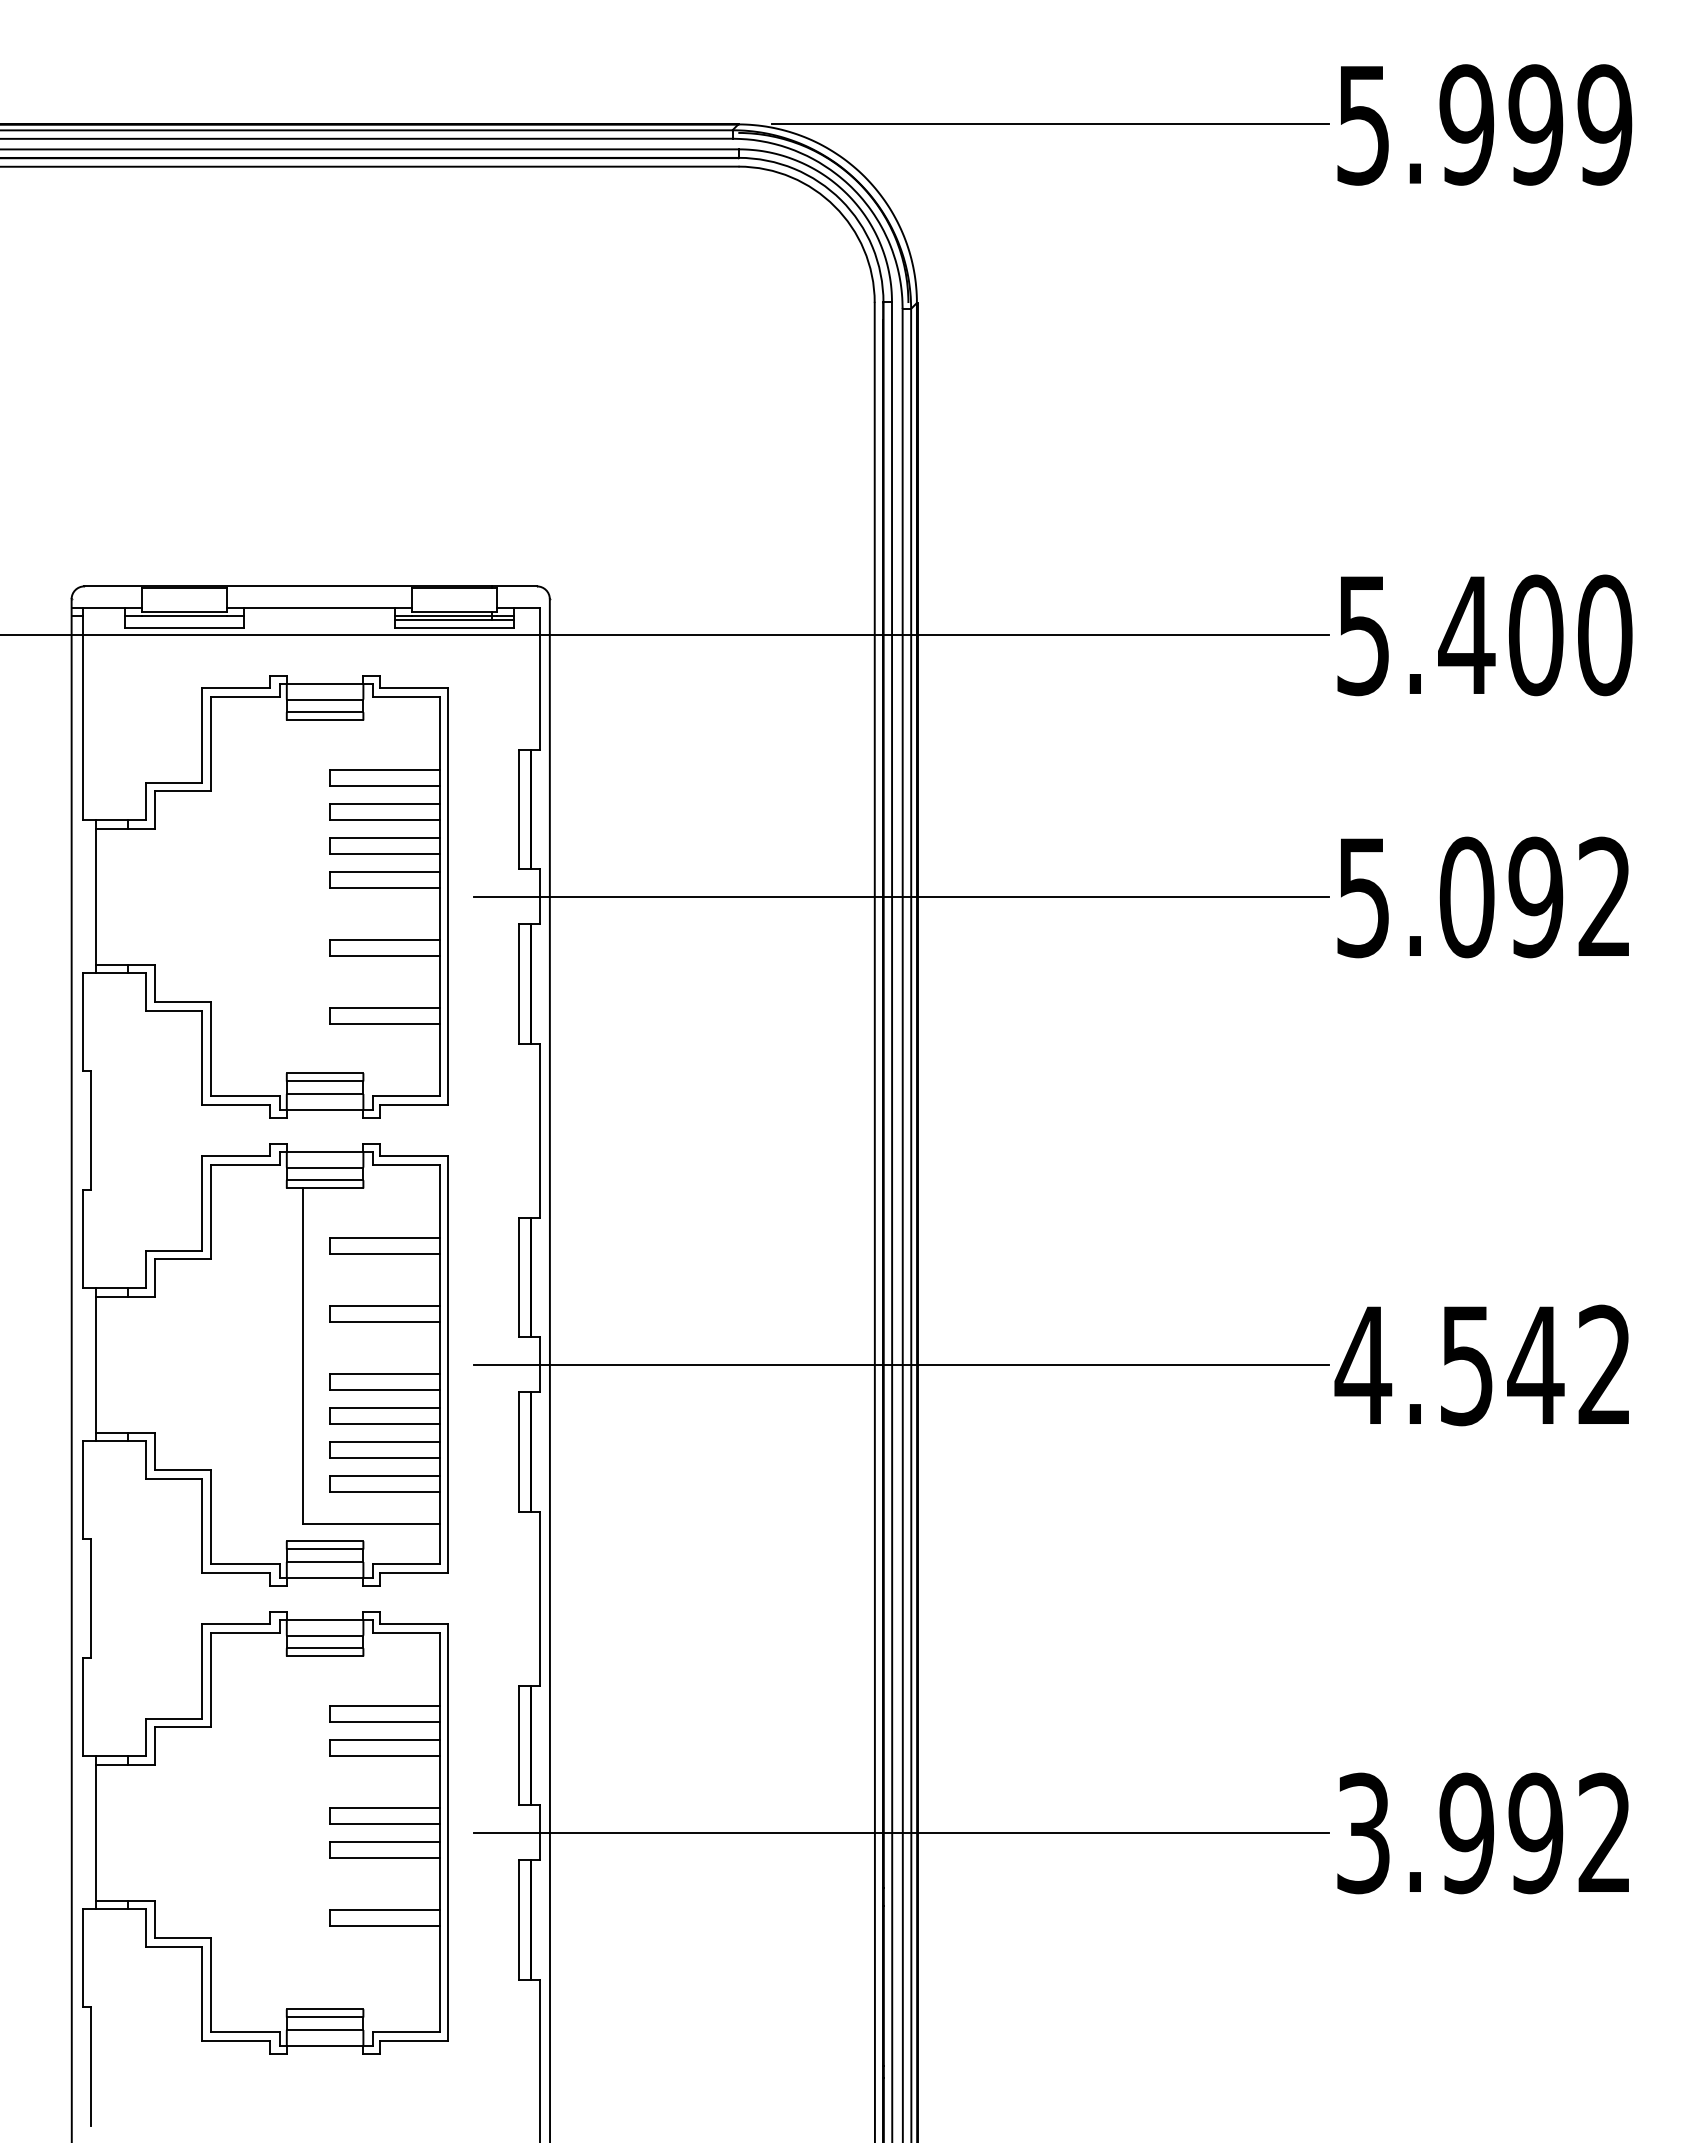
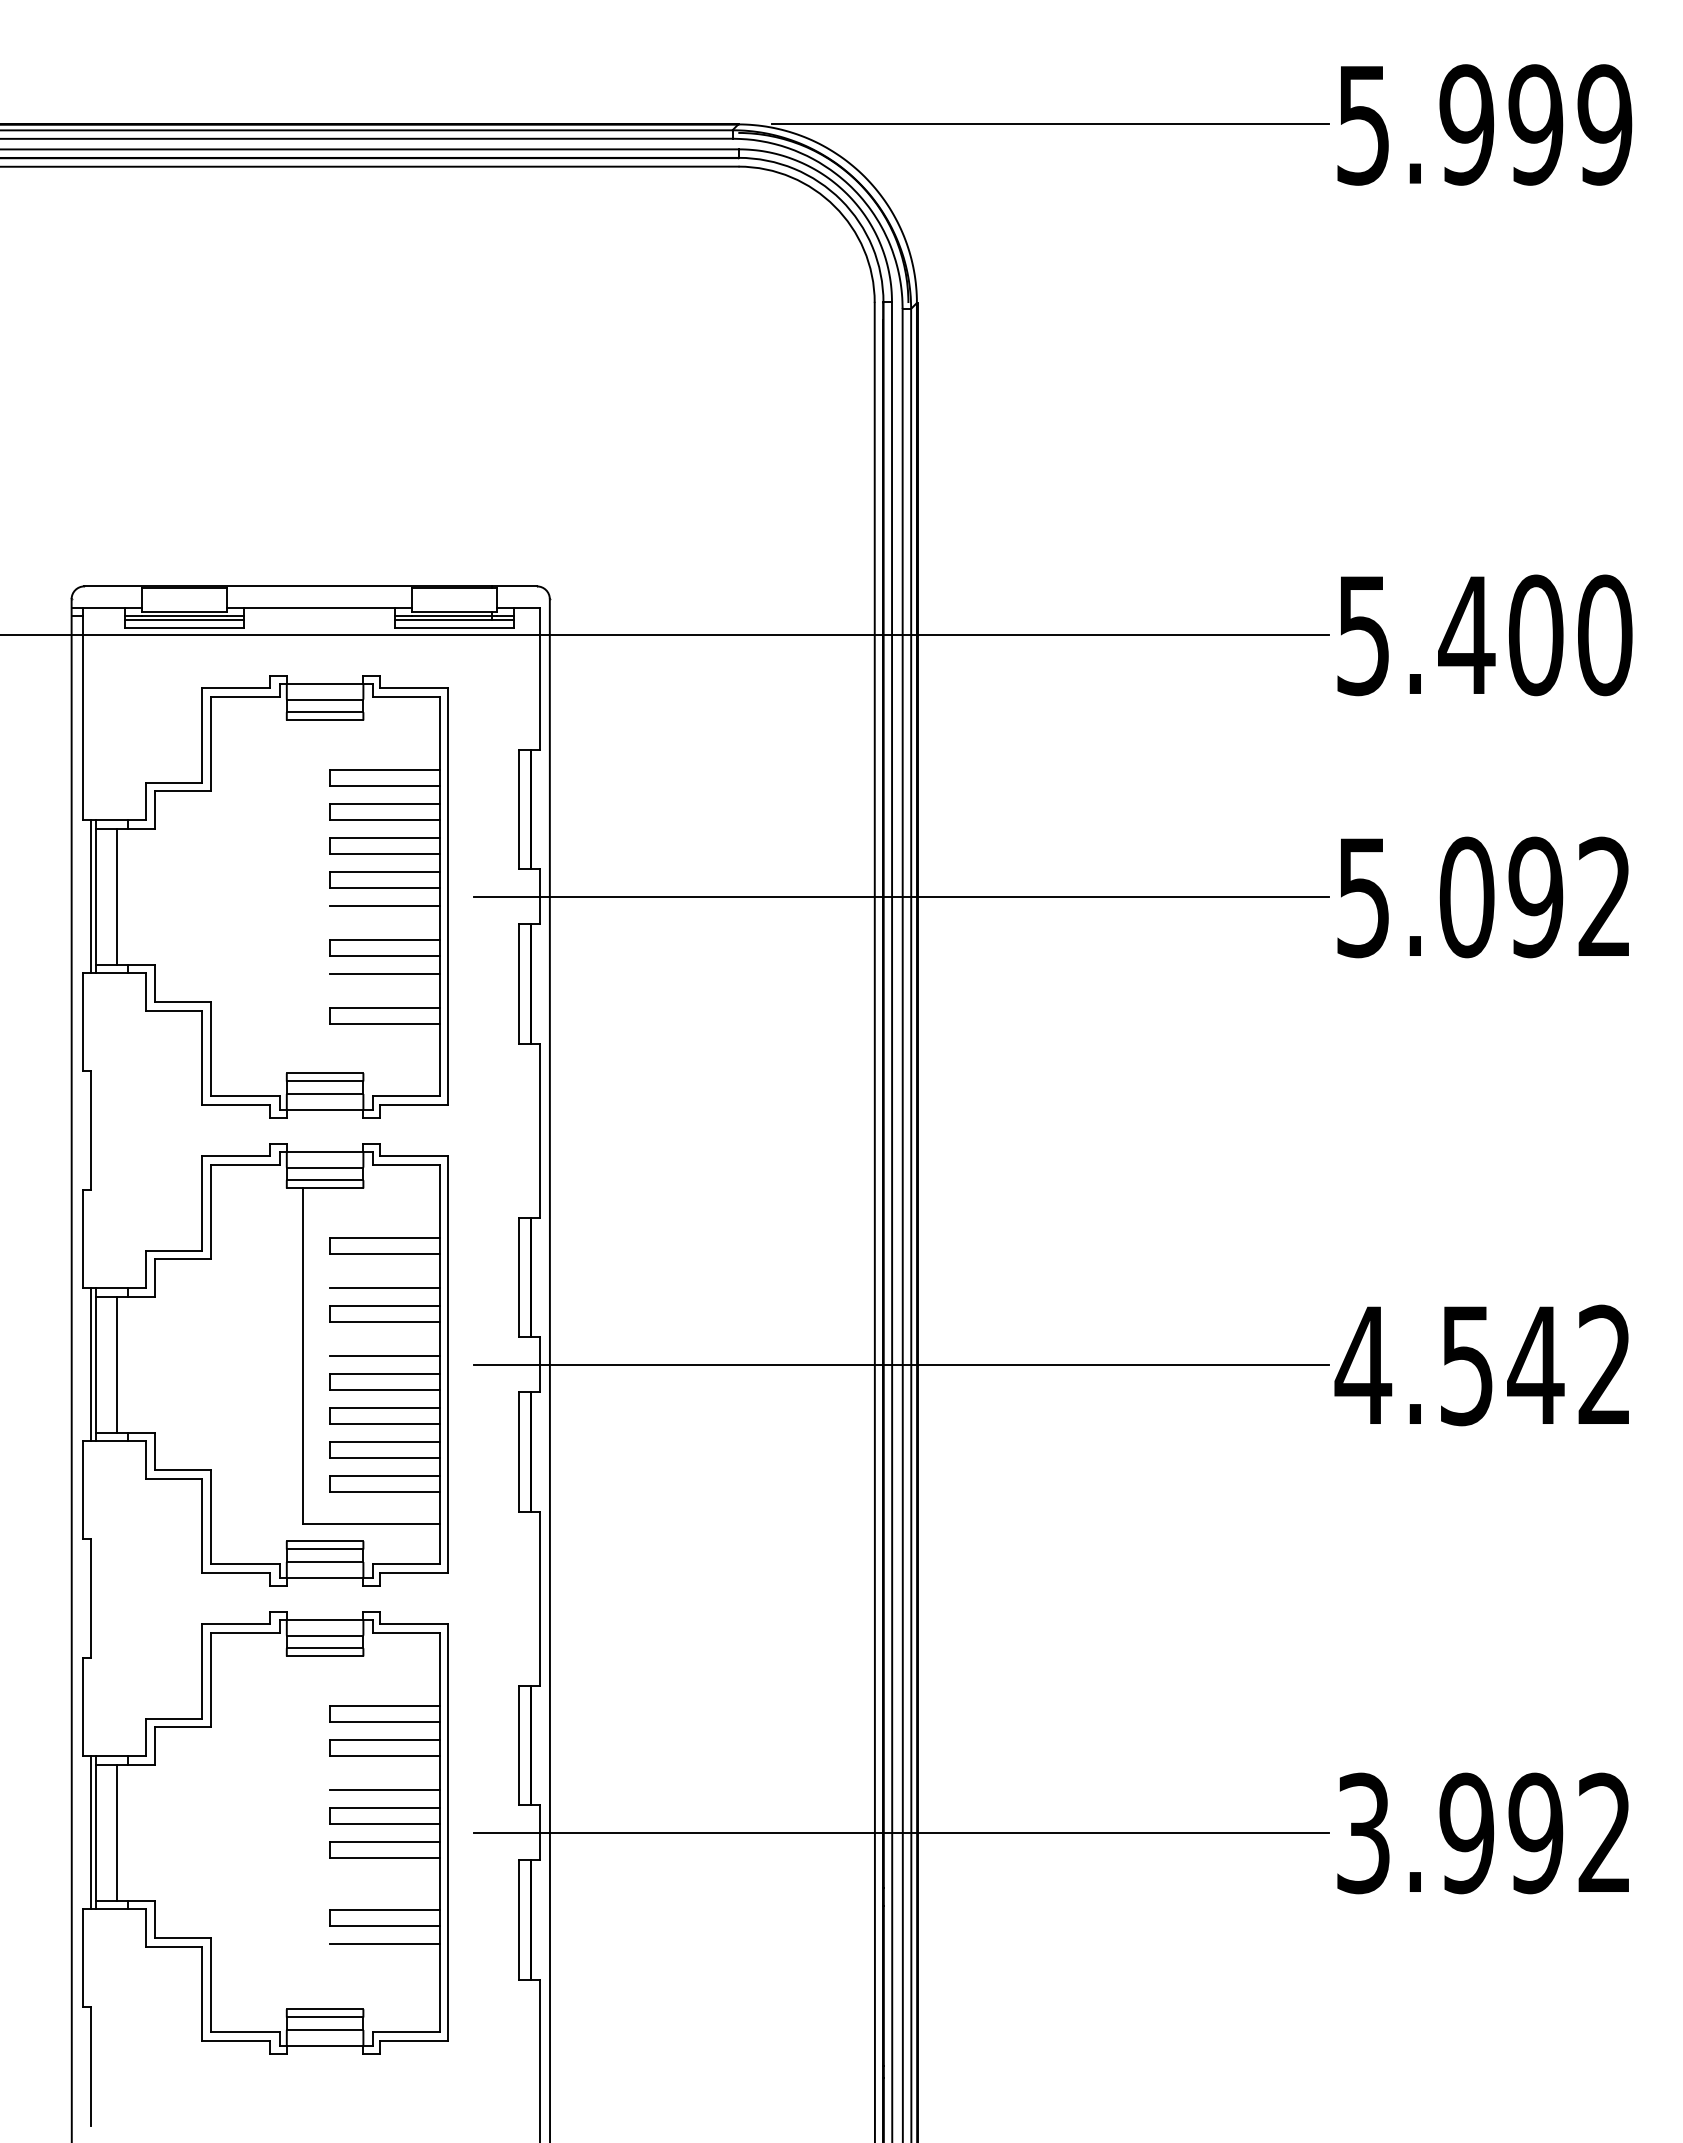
line: none -> present (184, 620)
line: none -> present (91, 896)
line: none -> present (116, 896)
line: none -> present (384, 906)
line: none -> present (384, 974)
line: none -> present (384, 1287)
line: none -> present (384, 1355)
line: none -> present (91, 1364)
line: none -> present (116, 1364)
line: none -> present (384, 1789)
line: none -> present (91, 1832)
line: none -> present (116, 1832)
line: none -> present (384, 1944)
